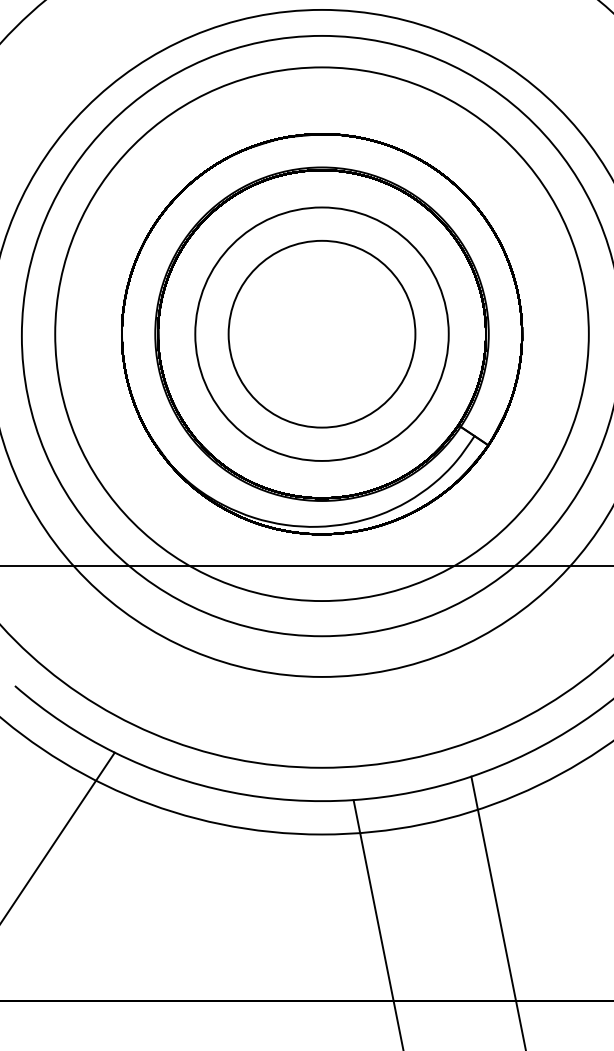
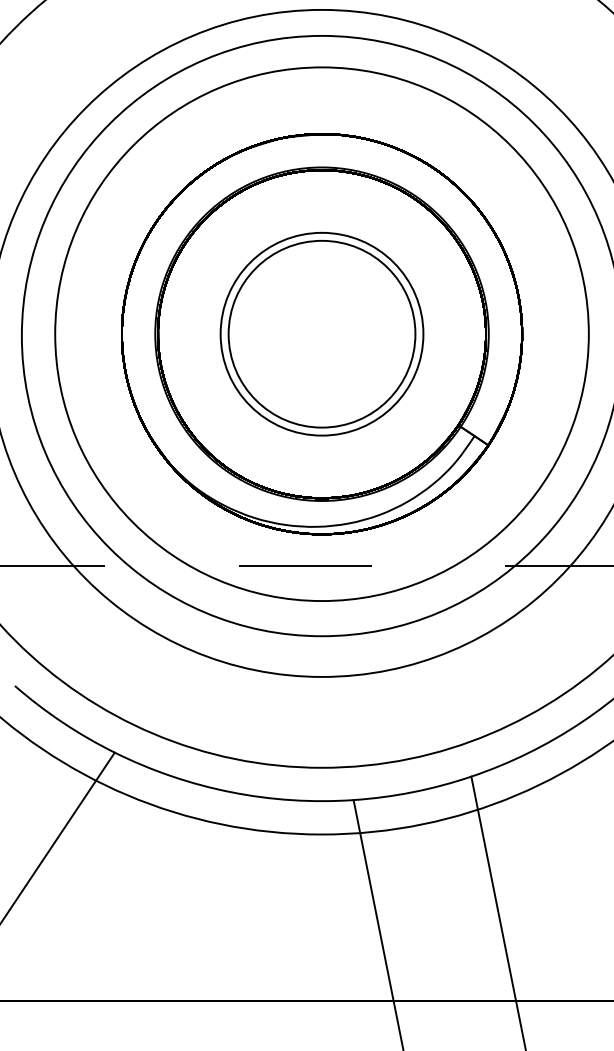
circle diameter: 253 px -> 203 px (321, 333)
line: solid -> dashed (306, 566)
